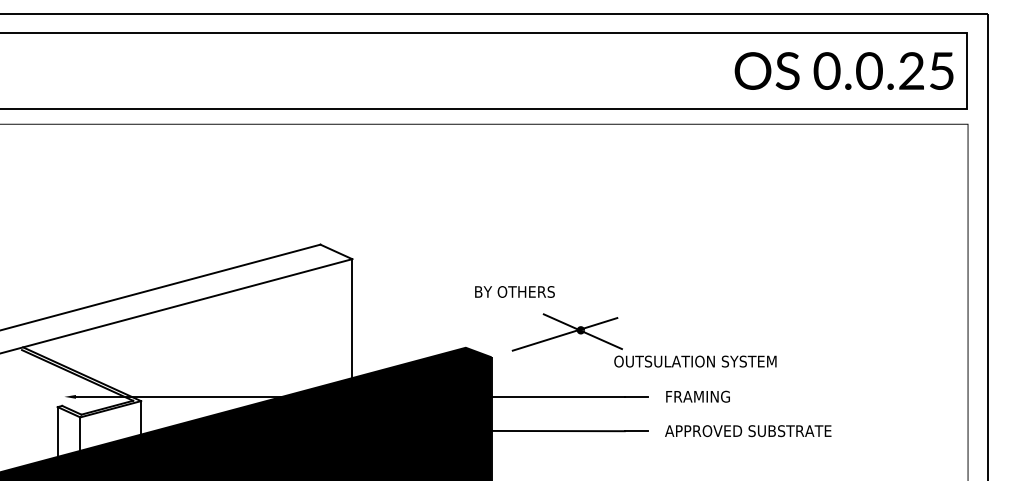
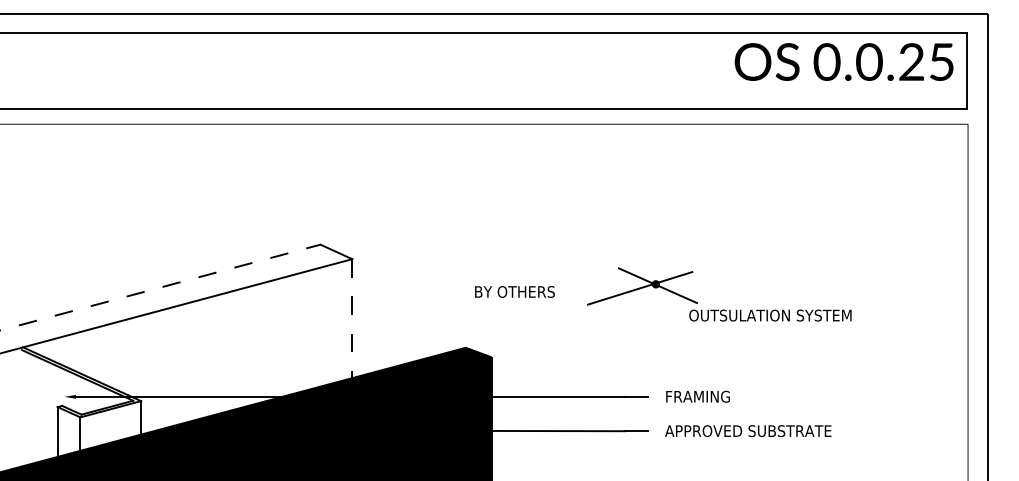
text position: (843, 70) -> (843, 61) (843, 61)
line: solid -> dashed (160, 287)
line: solid -> dashed (352, 319)
part position: (643, 355) -> (718, 309) (718, 309)
